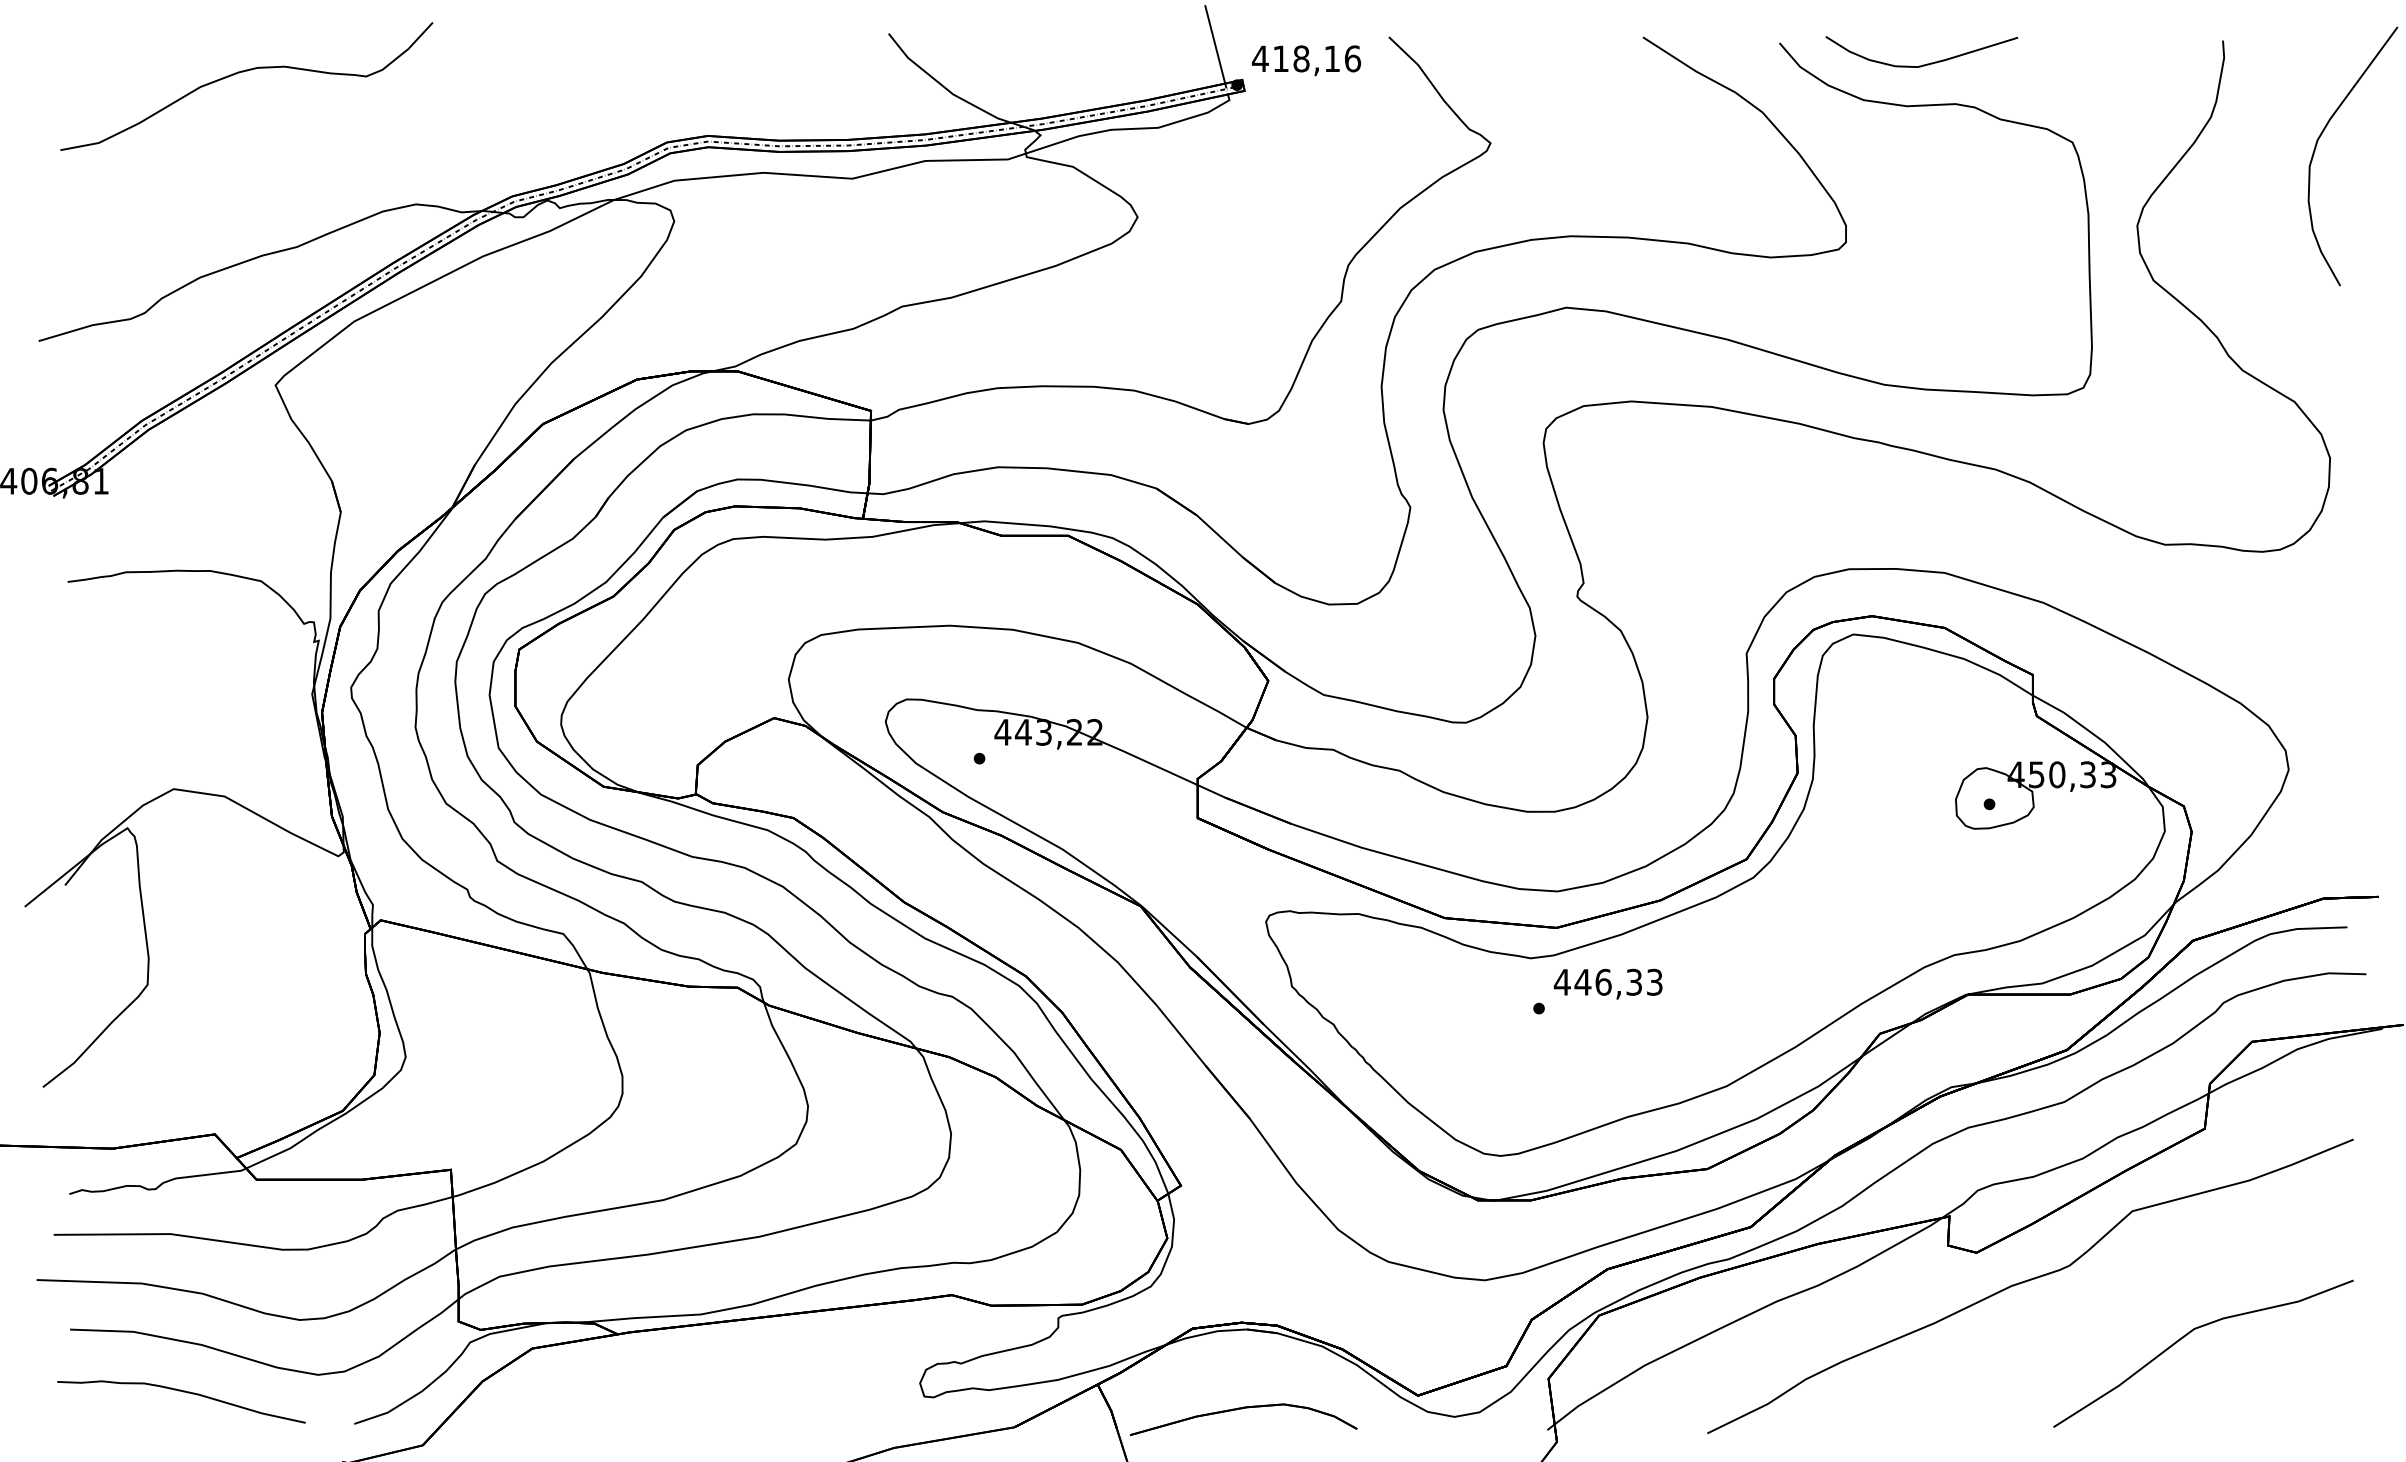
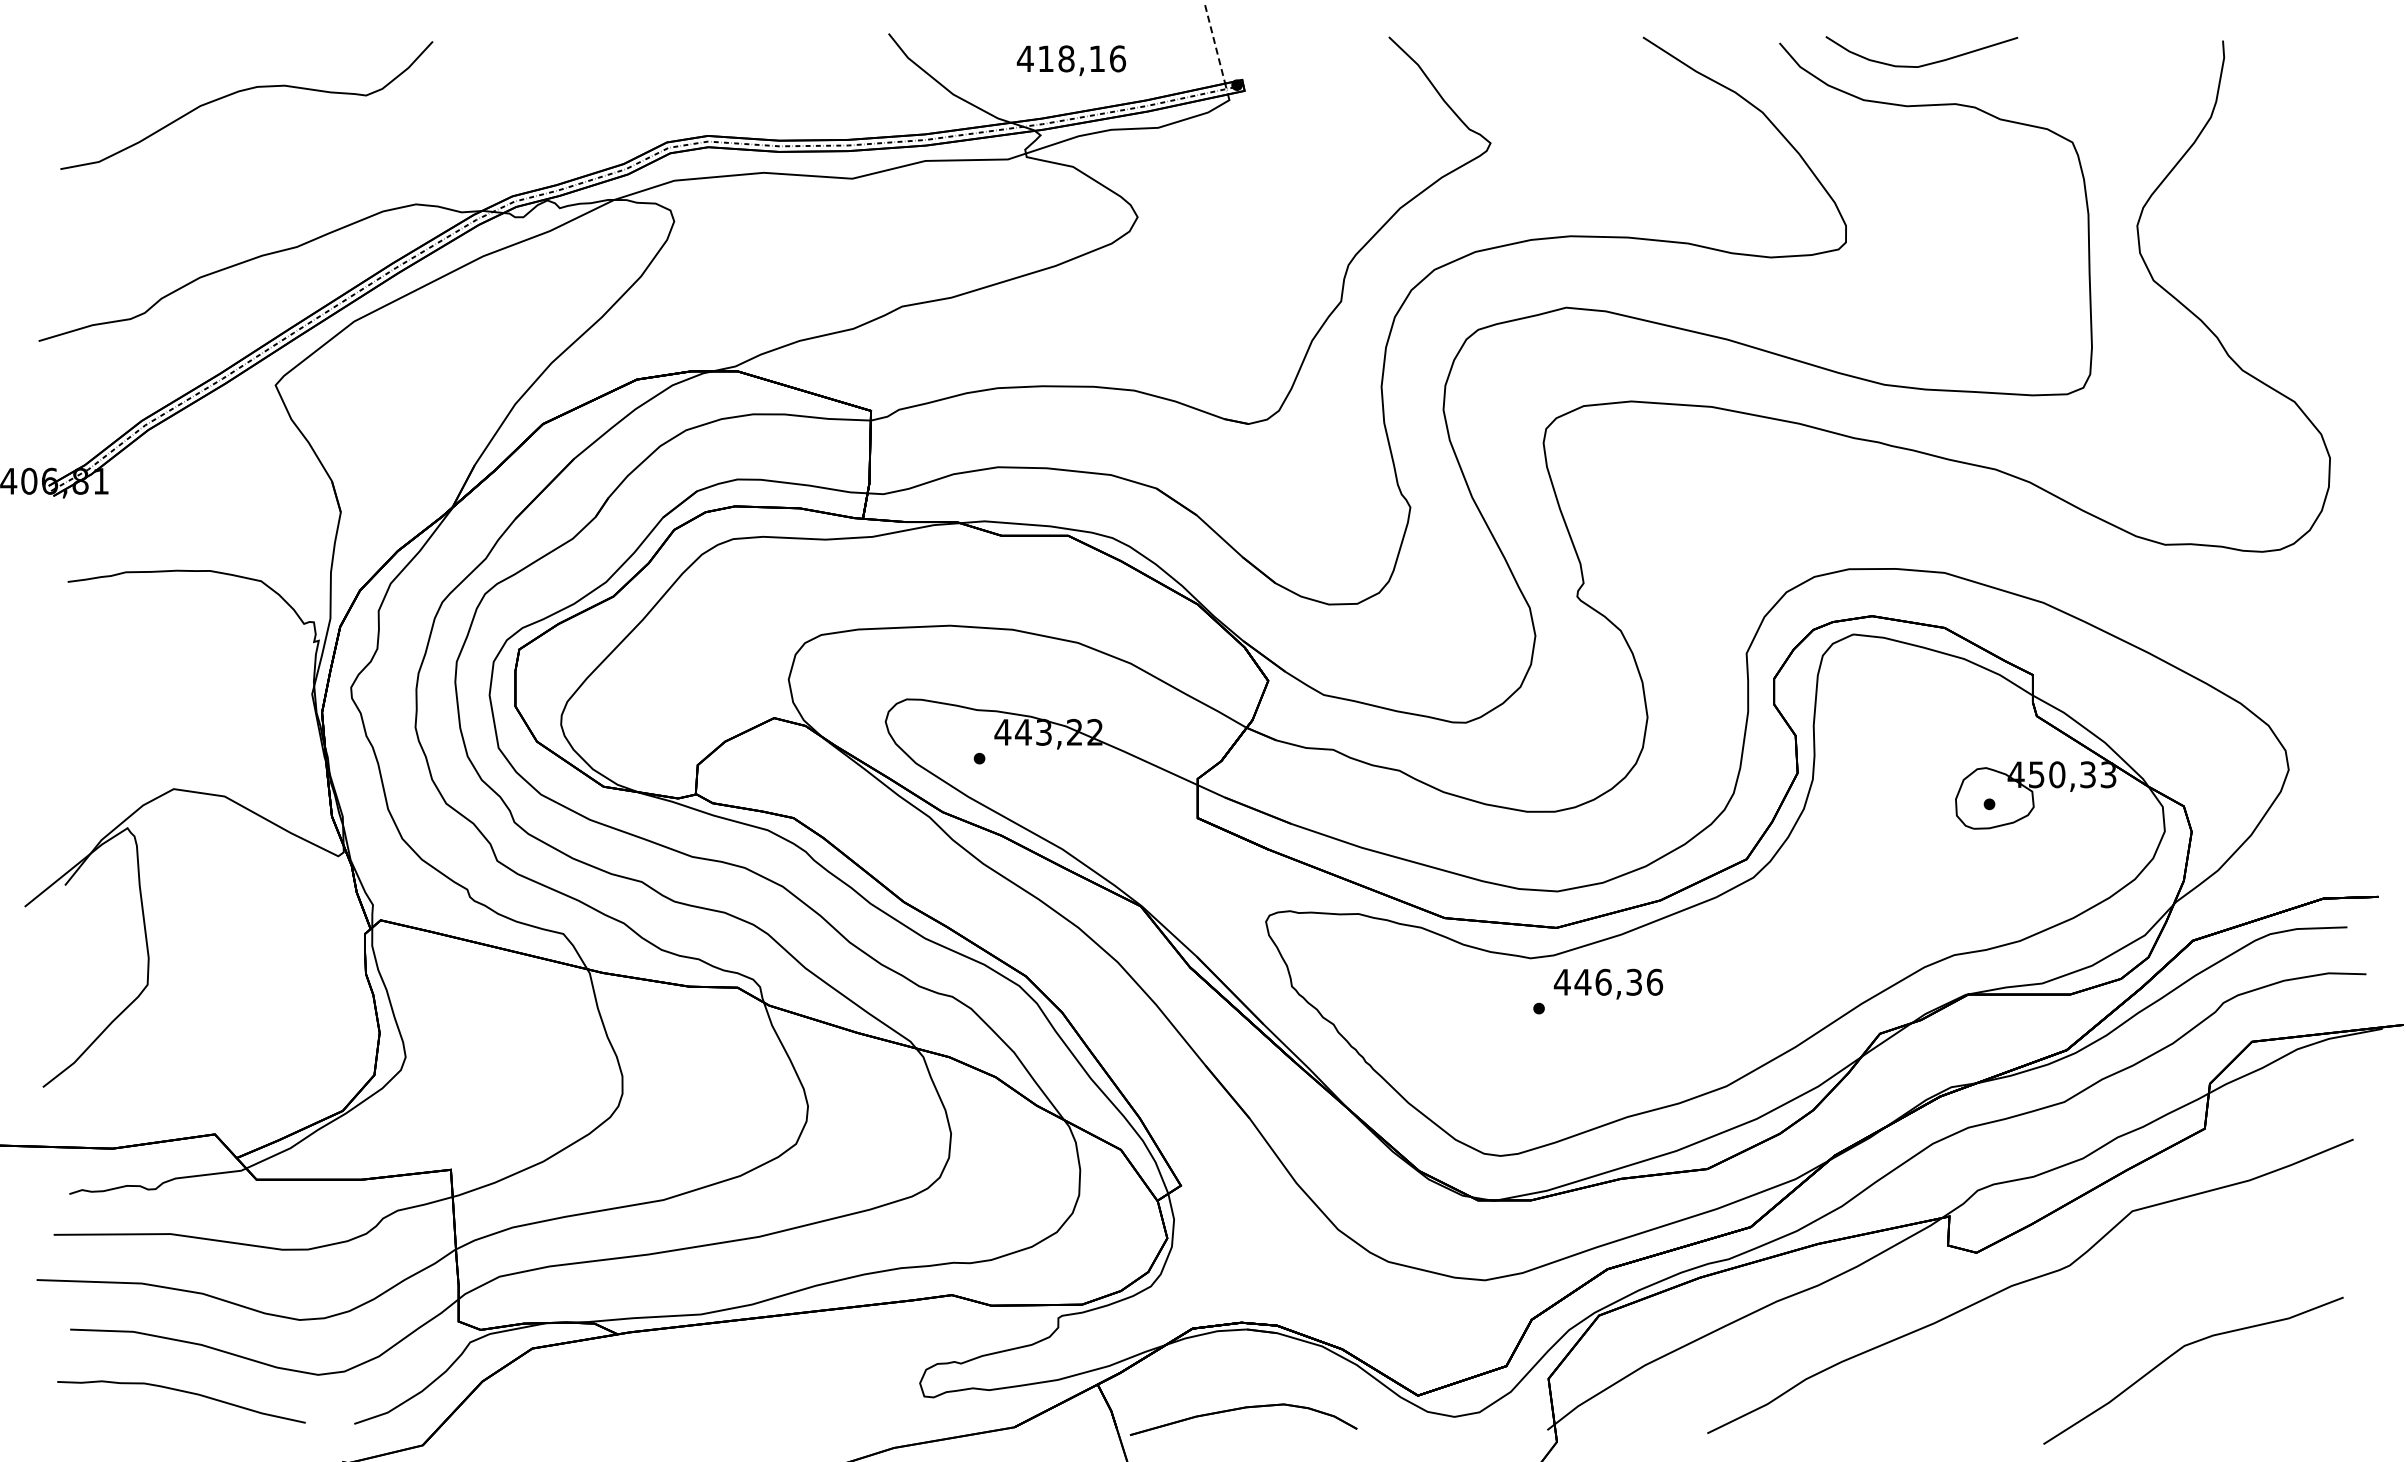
line: solid -> dashed (1215, 44)
text position: (1306, 60) -> (1071, 60) (1071, 60)
curve position: (243, 72) -> (243, 91) (243, 91)
curve: present -> none (2317, 144)
text: 446,33 -> 446,36 (1655, 981)
curve position: (2187, 1335) -> (2177, 1352) (2177, 1352)
